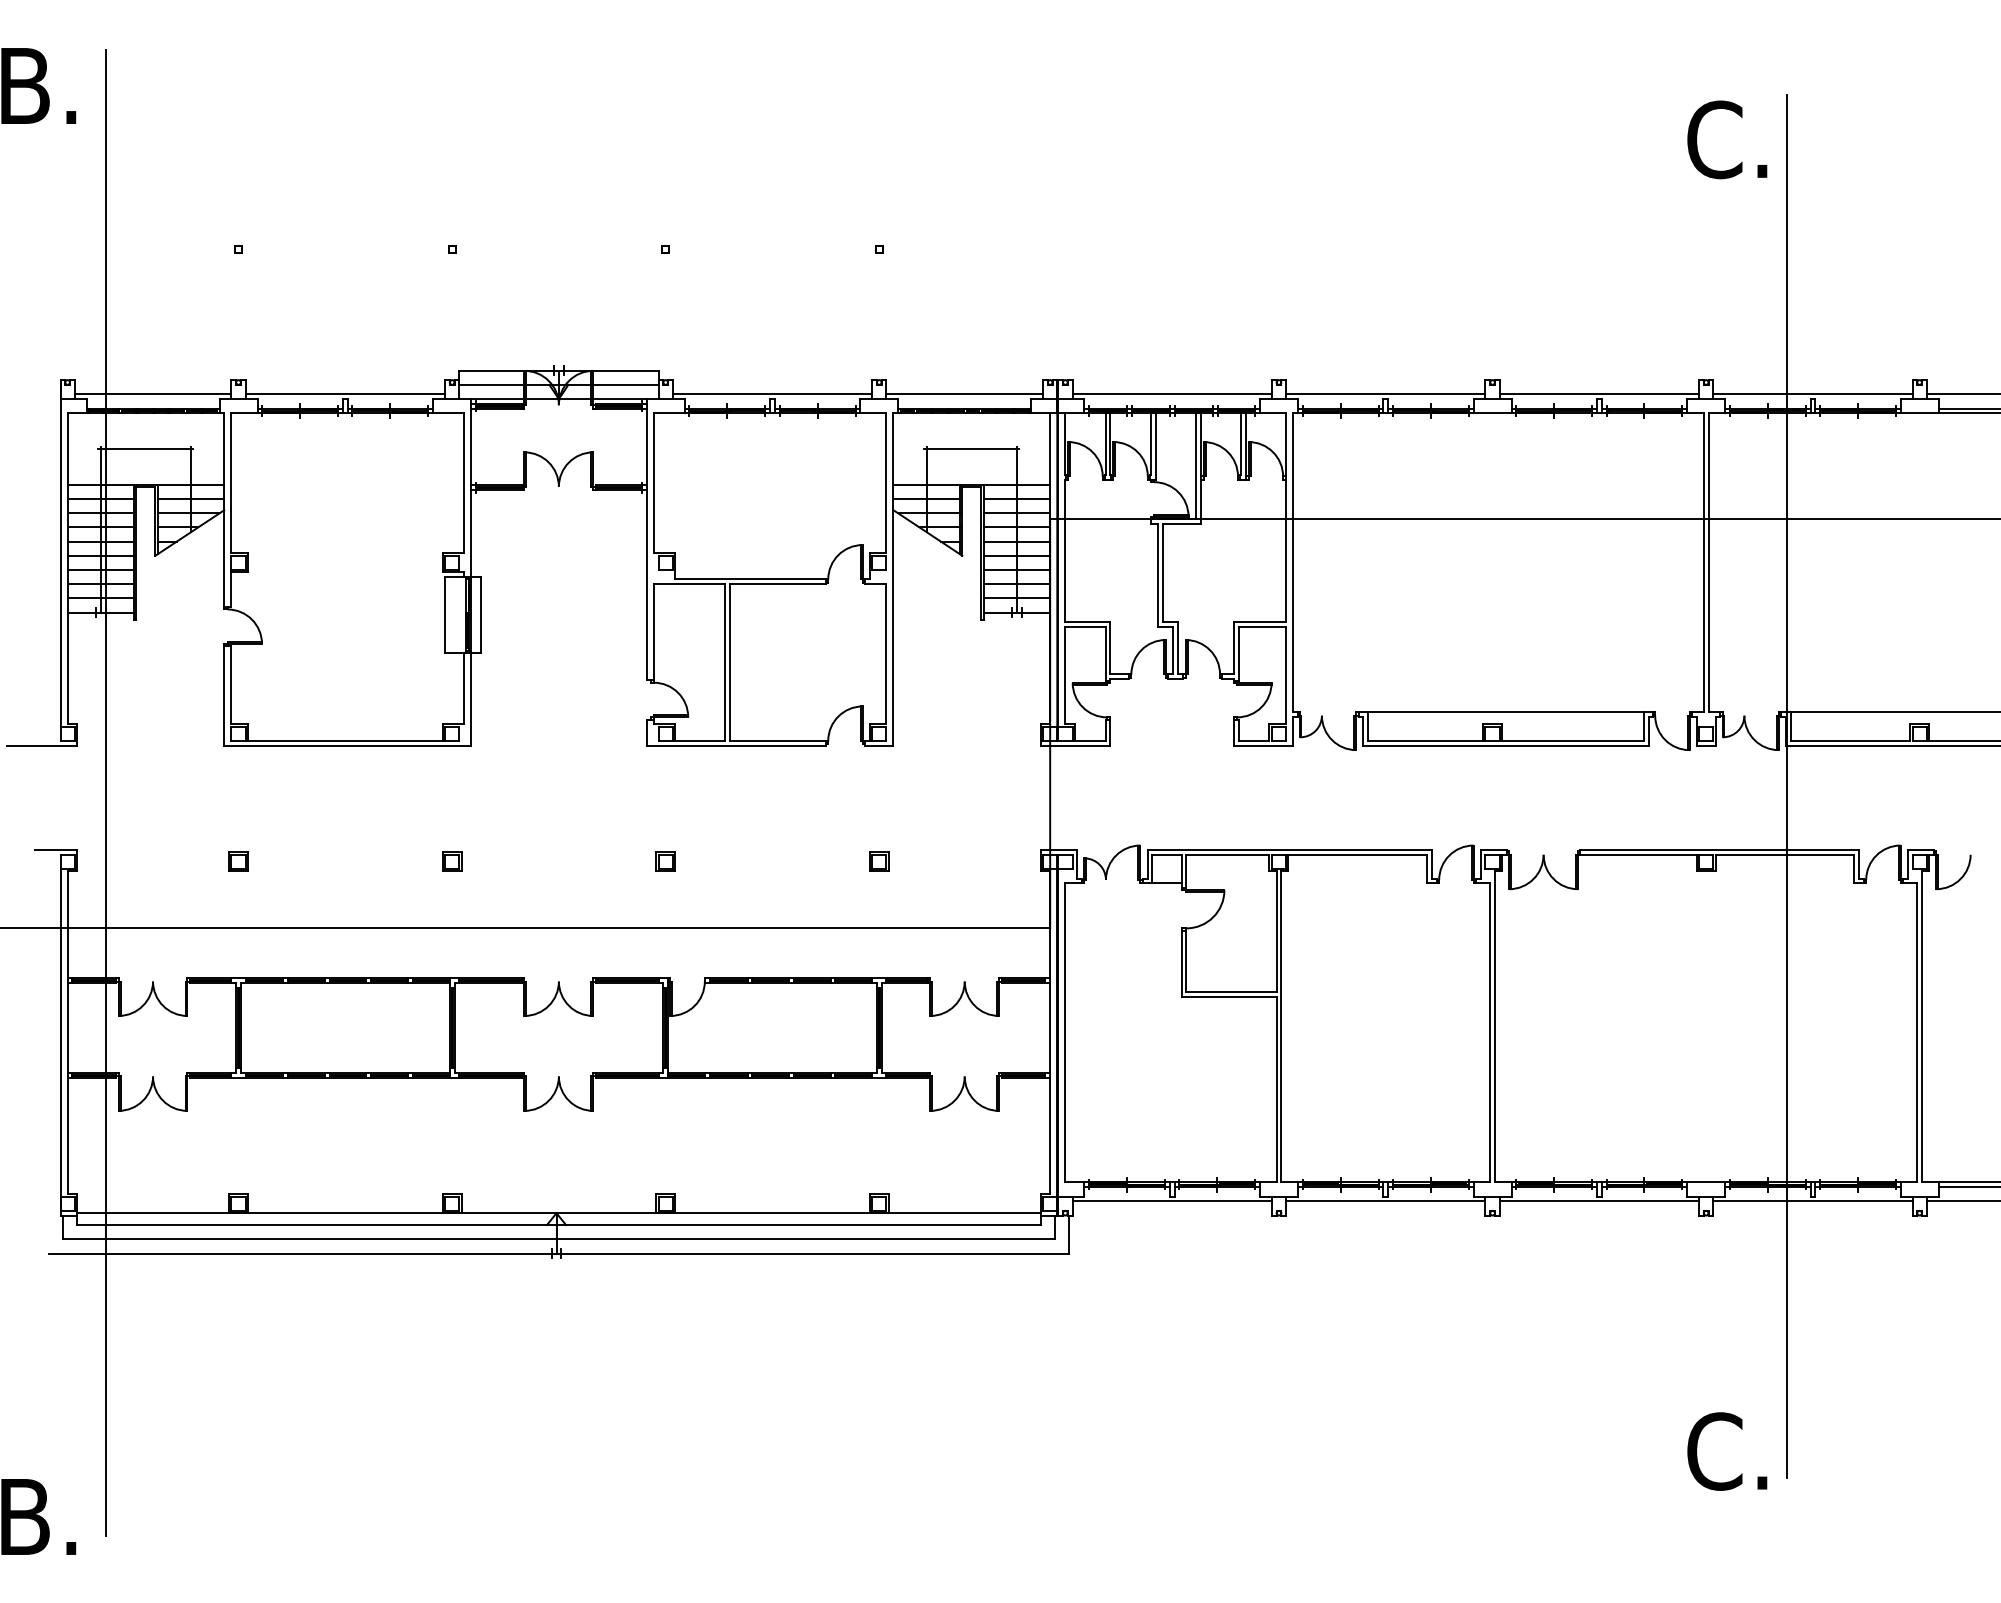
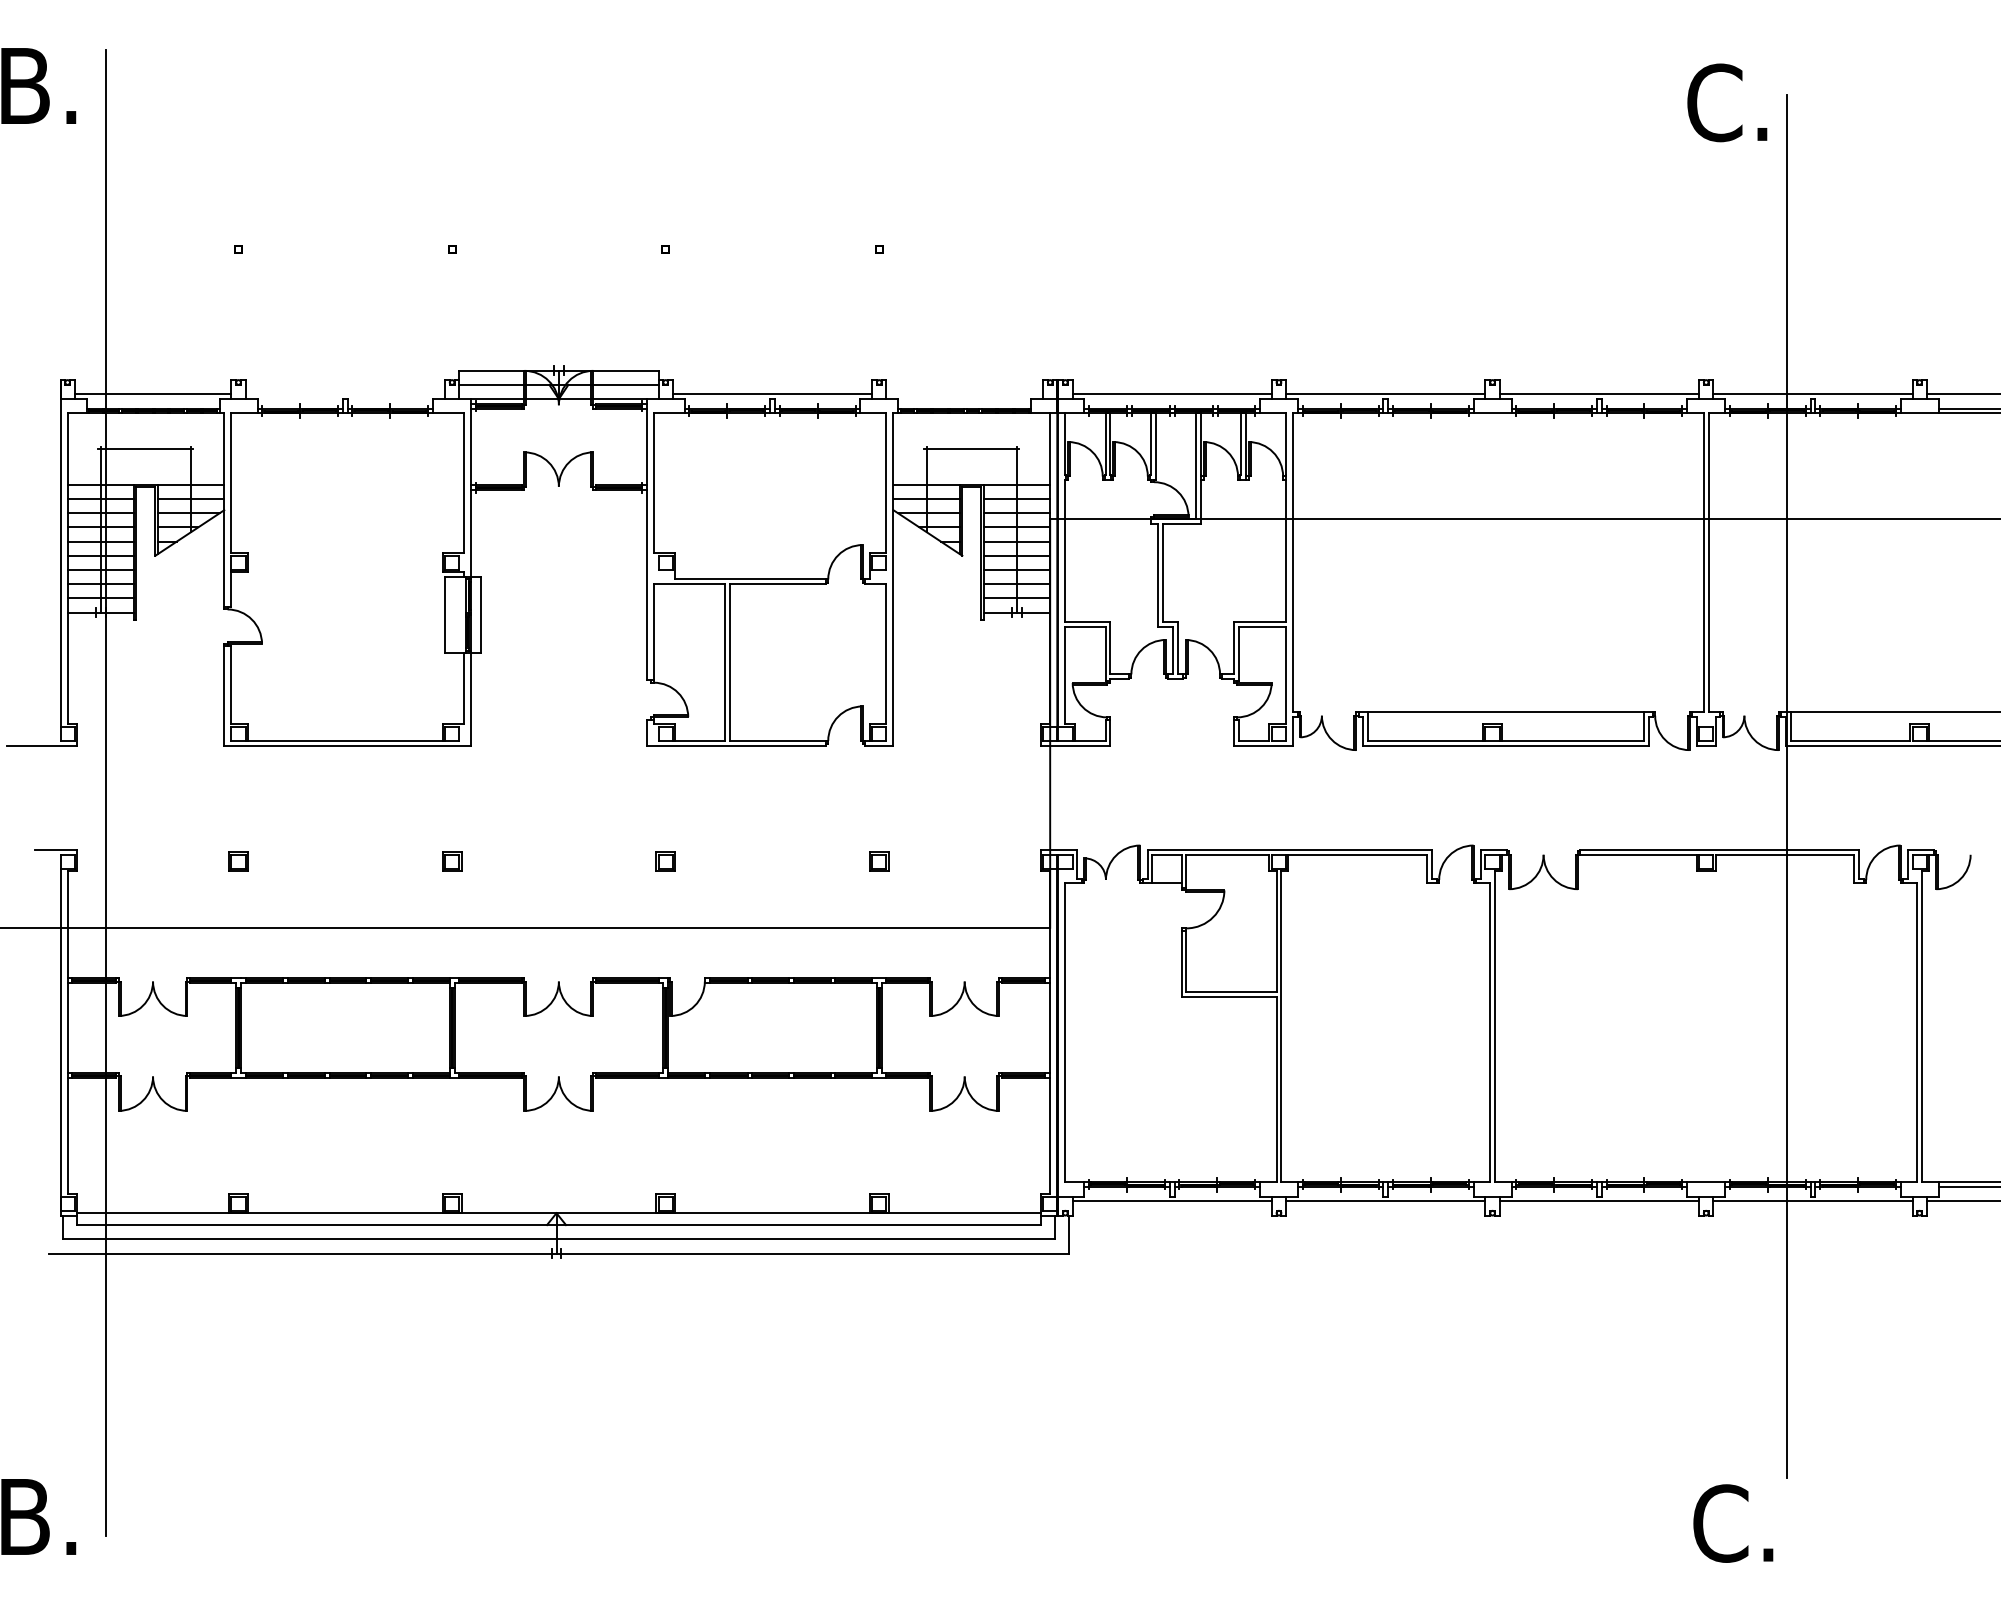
text position: (1727, 139) -> (1727, 102) (1727, 102)
line: present -> none (345, 394)
line: present -> none (964, 394)
text position: (1727, 1451) -> (1733, 1523) (1733, 1523)
